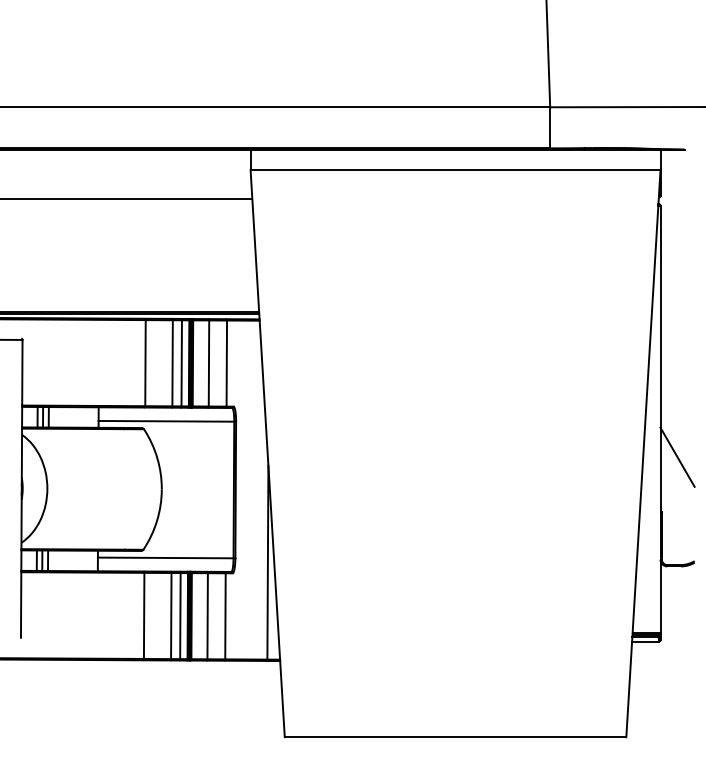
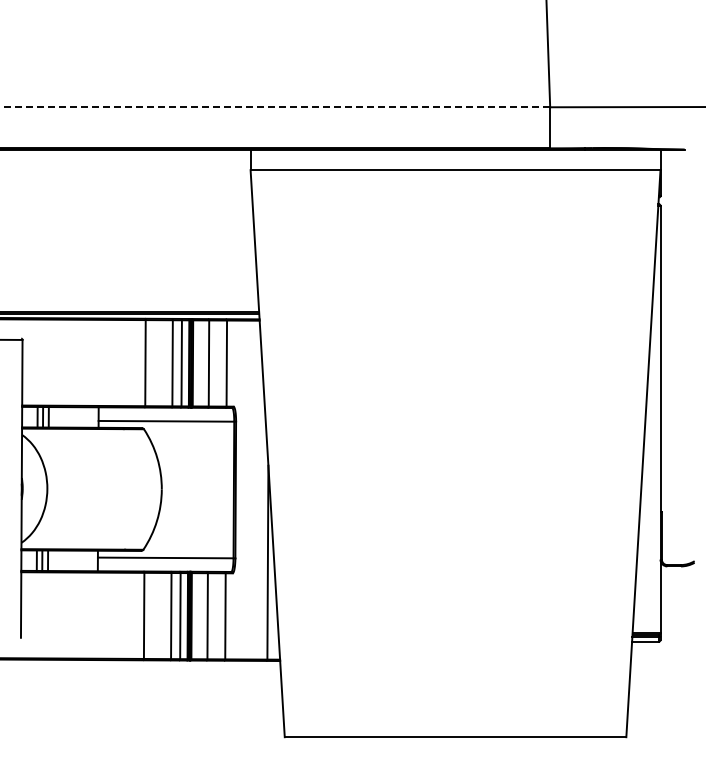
line: solid -> dashed (275, 107)
line: present -> none (127, 198)
line: present -> none (677, 456)
